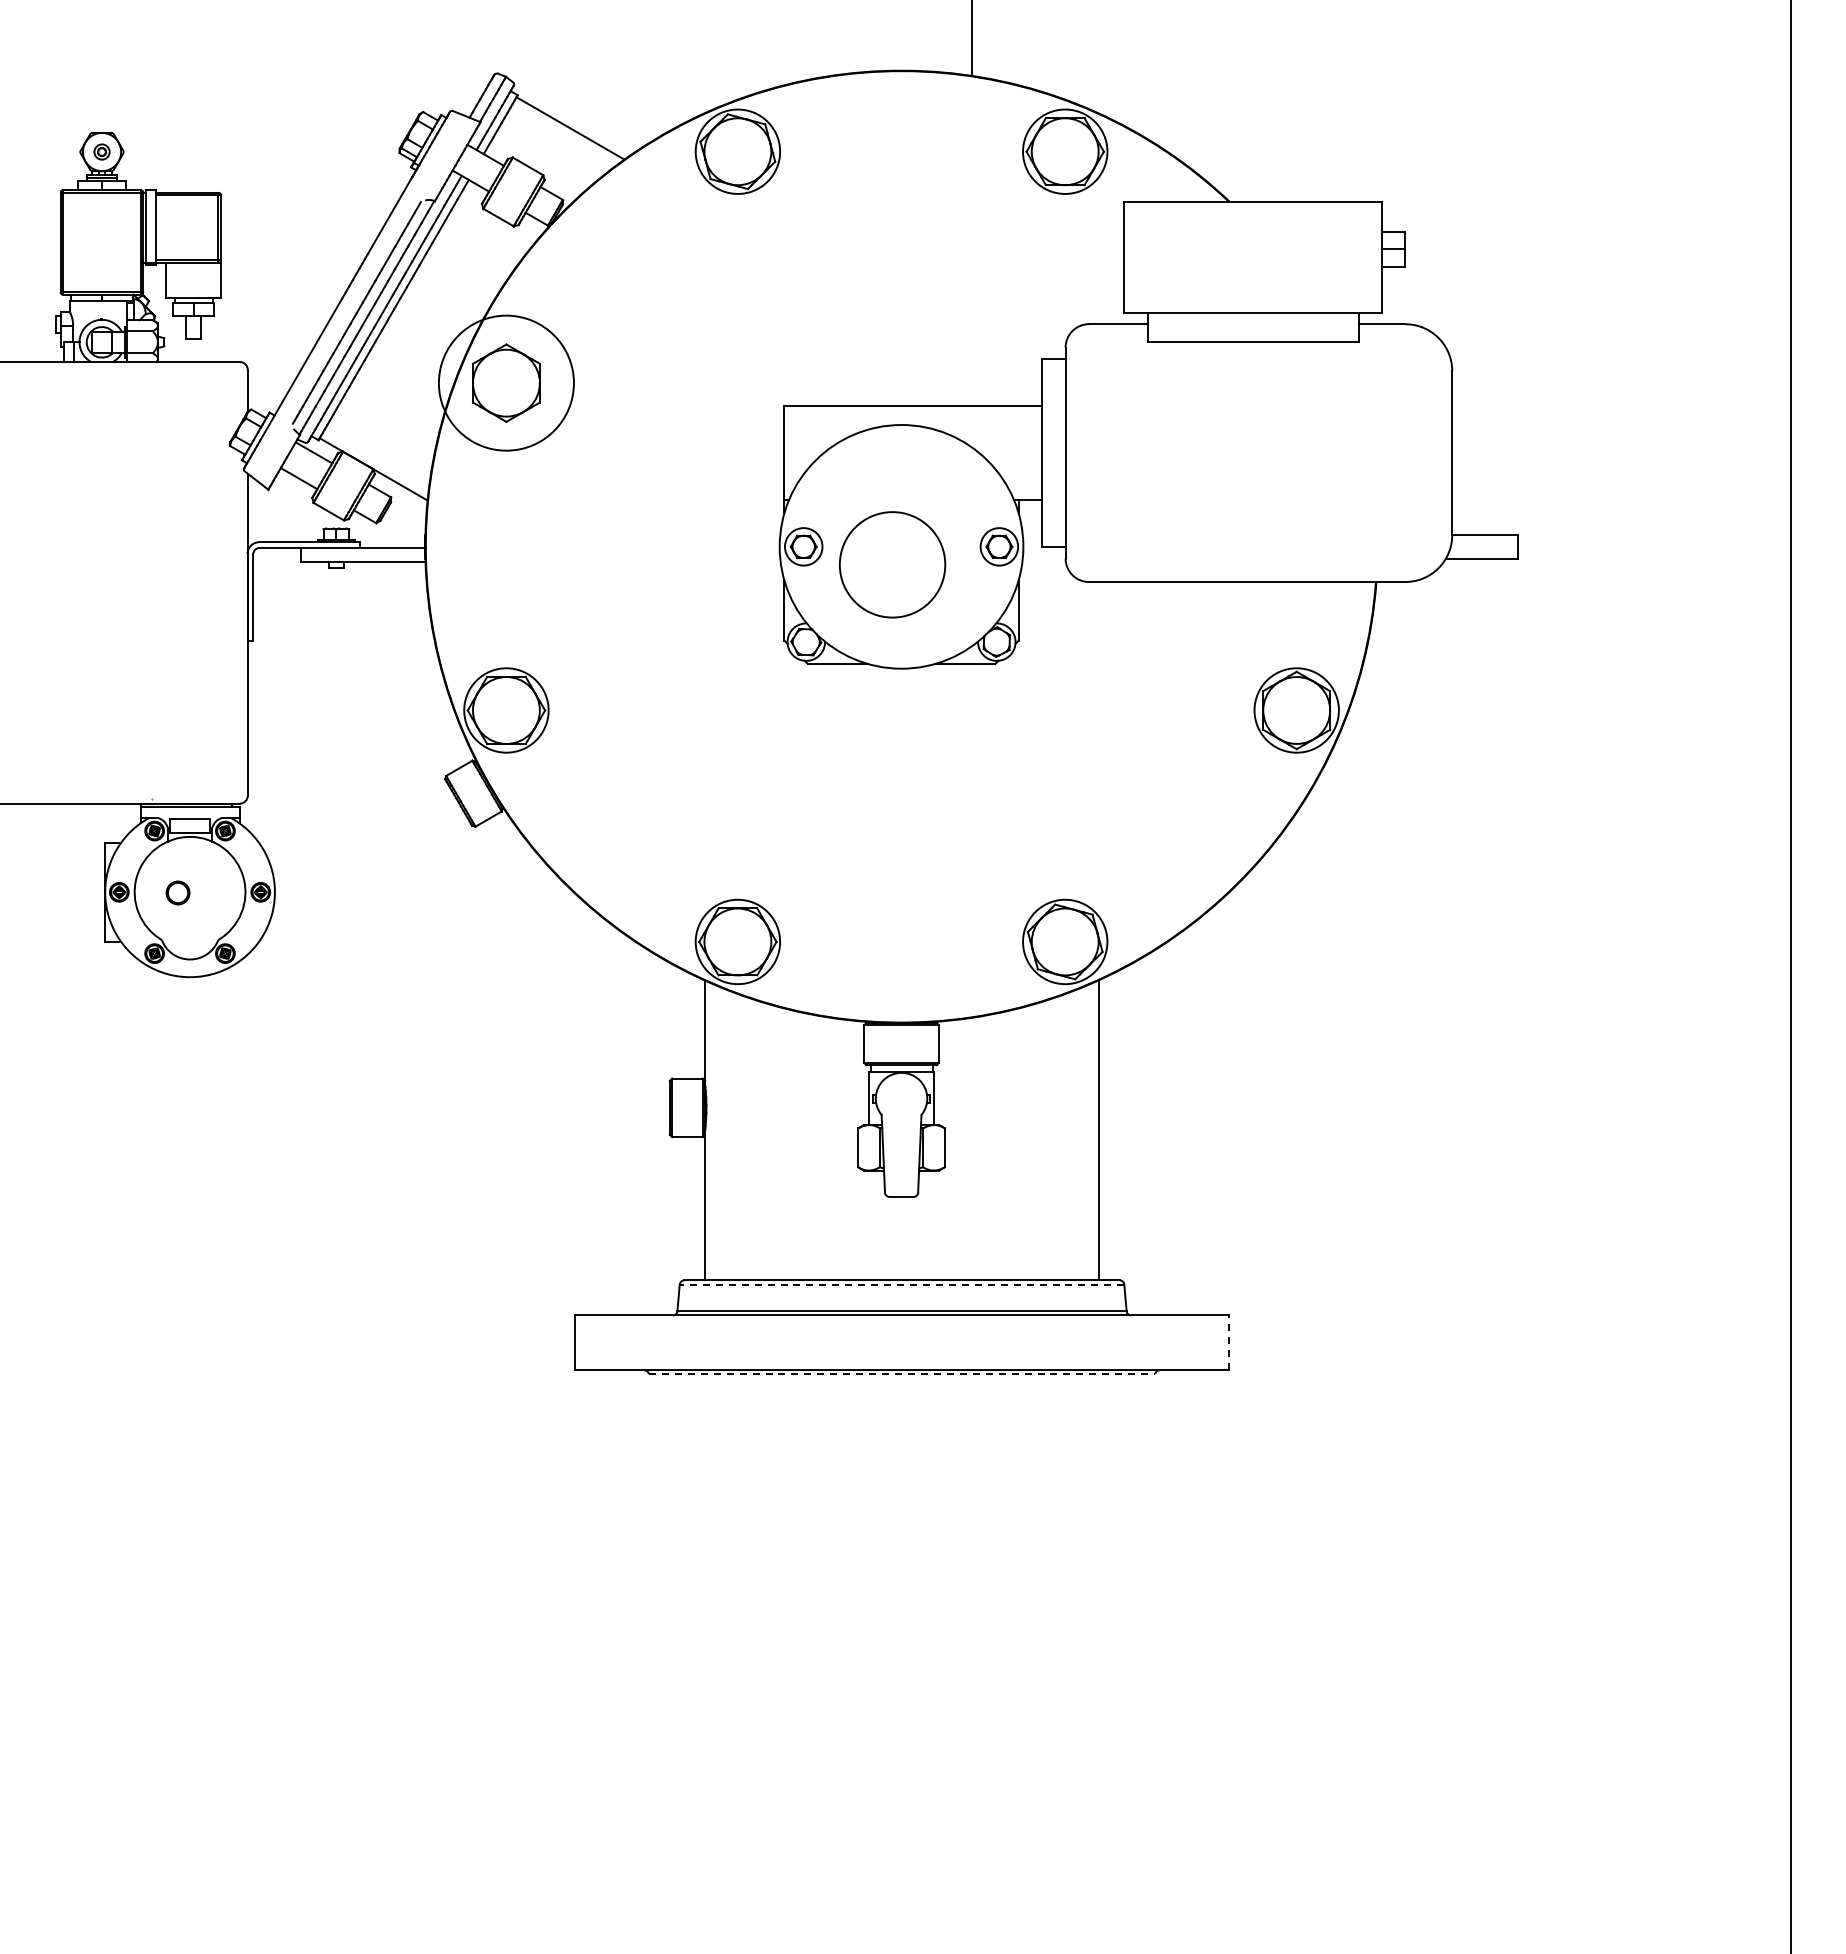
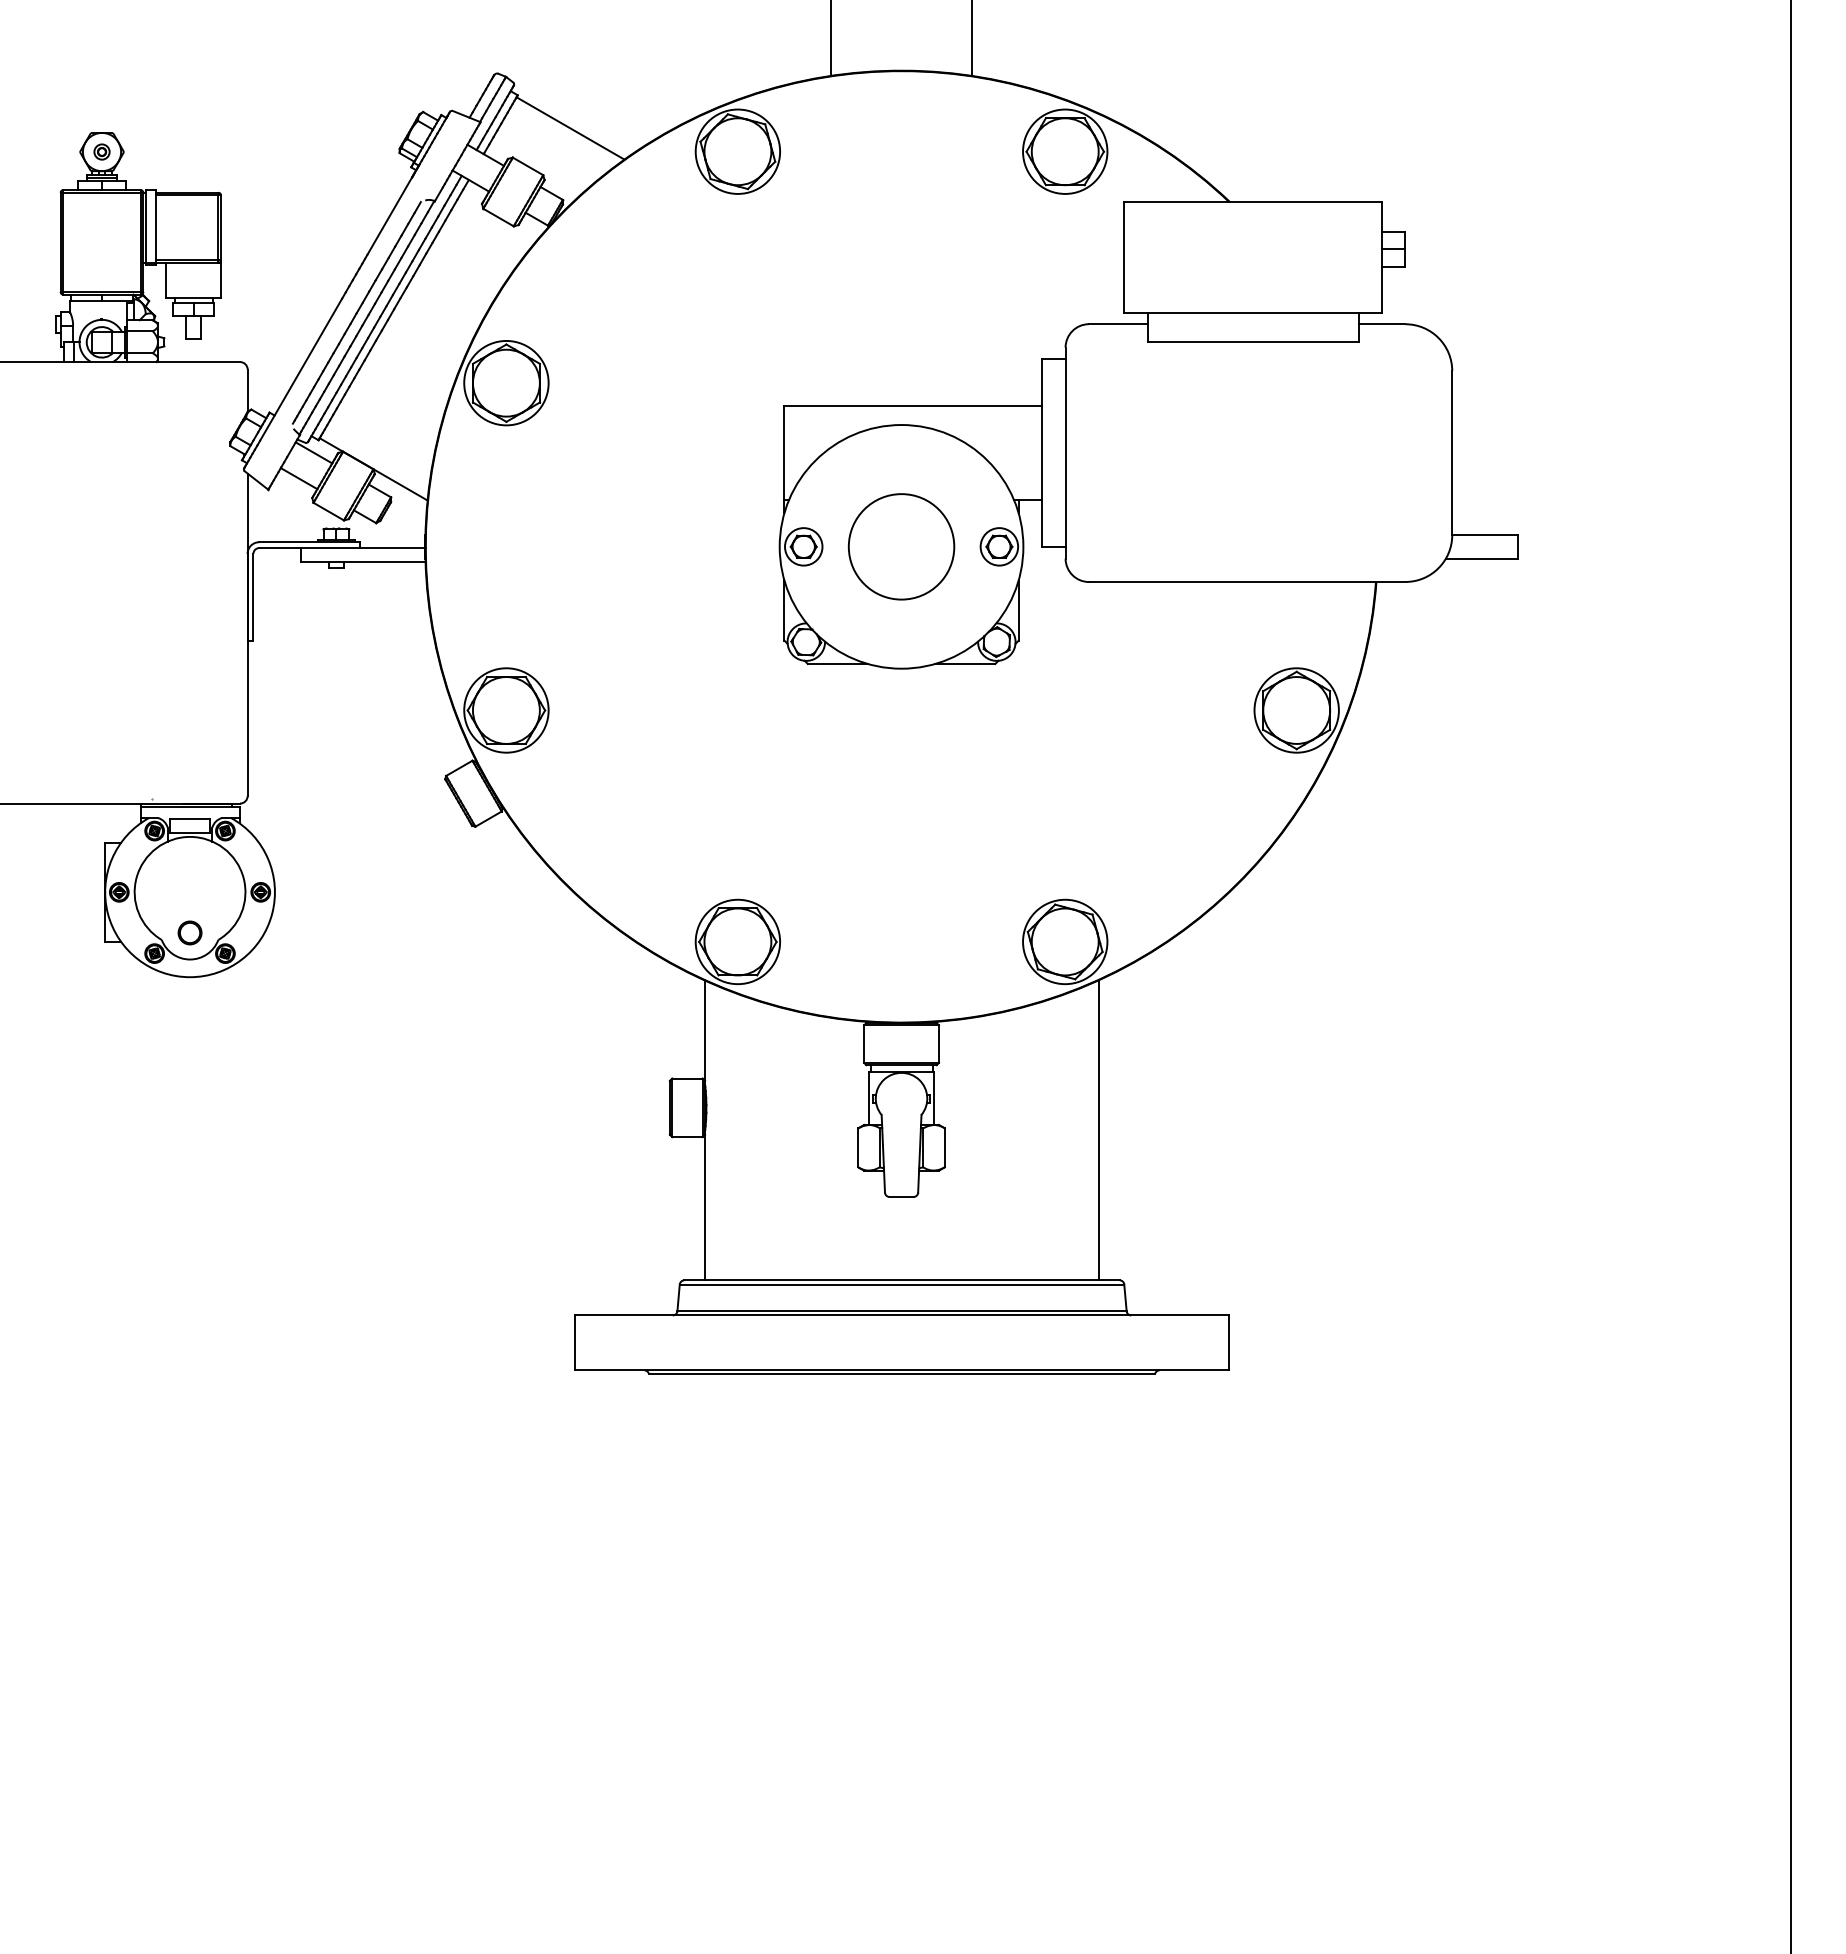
line: none -> present (831, 38)
circle diameter: 135 px -> 84 px (506, 382)
circle position: (892, 564) -> (901, 546) (901, 546)
part position: (177, 892) -> (189, 932) (189, 932)
line: dashed -> solid (901, 1284)
line: dashed -> solid (1228, 1342)
line: dashed -> solid (902, 1374)
